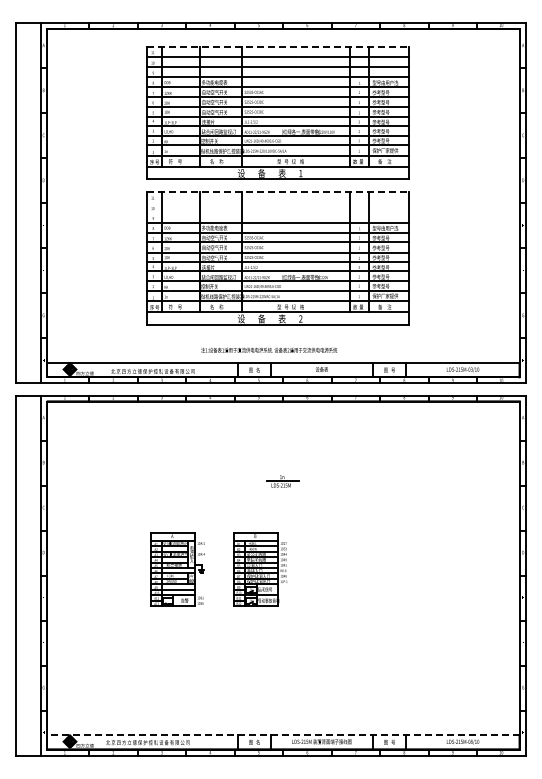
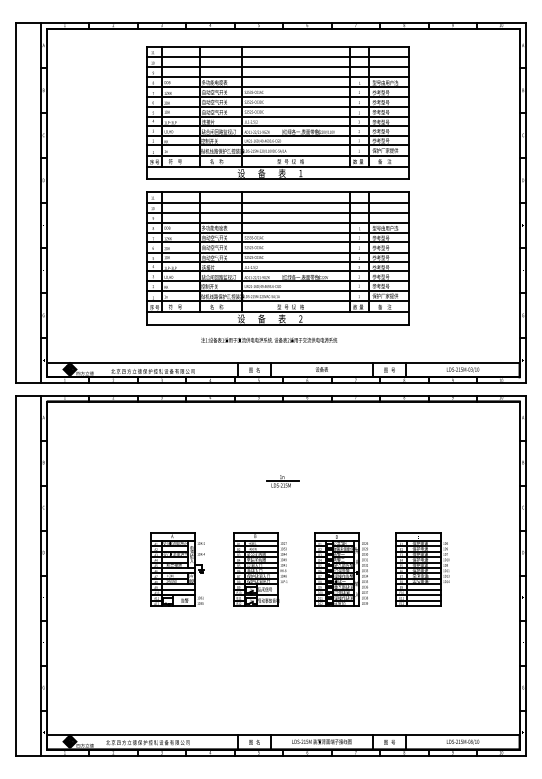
line: dashed -> solid (277, 46)
line: dashed -> solid (277, 192)
line: none -> present (277, 202)
line: none -> present (277, 212)
text position: (269, 349) -> (269, 339) (269, 339)
part: none -> present (340, 569)
part: none -> present (422, 569)
line: dashed -> solid (282, 735)
